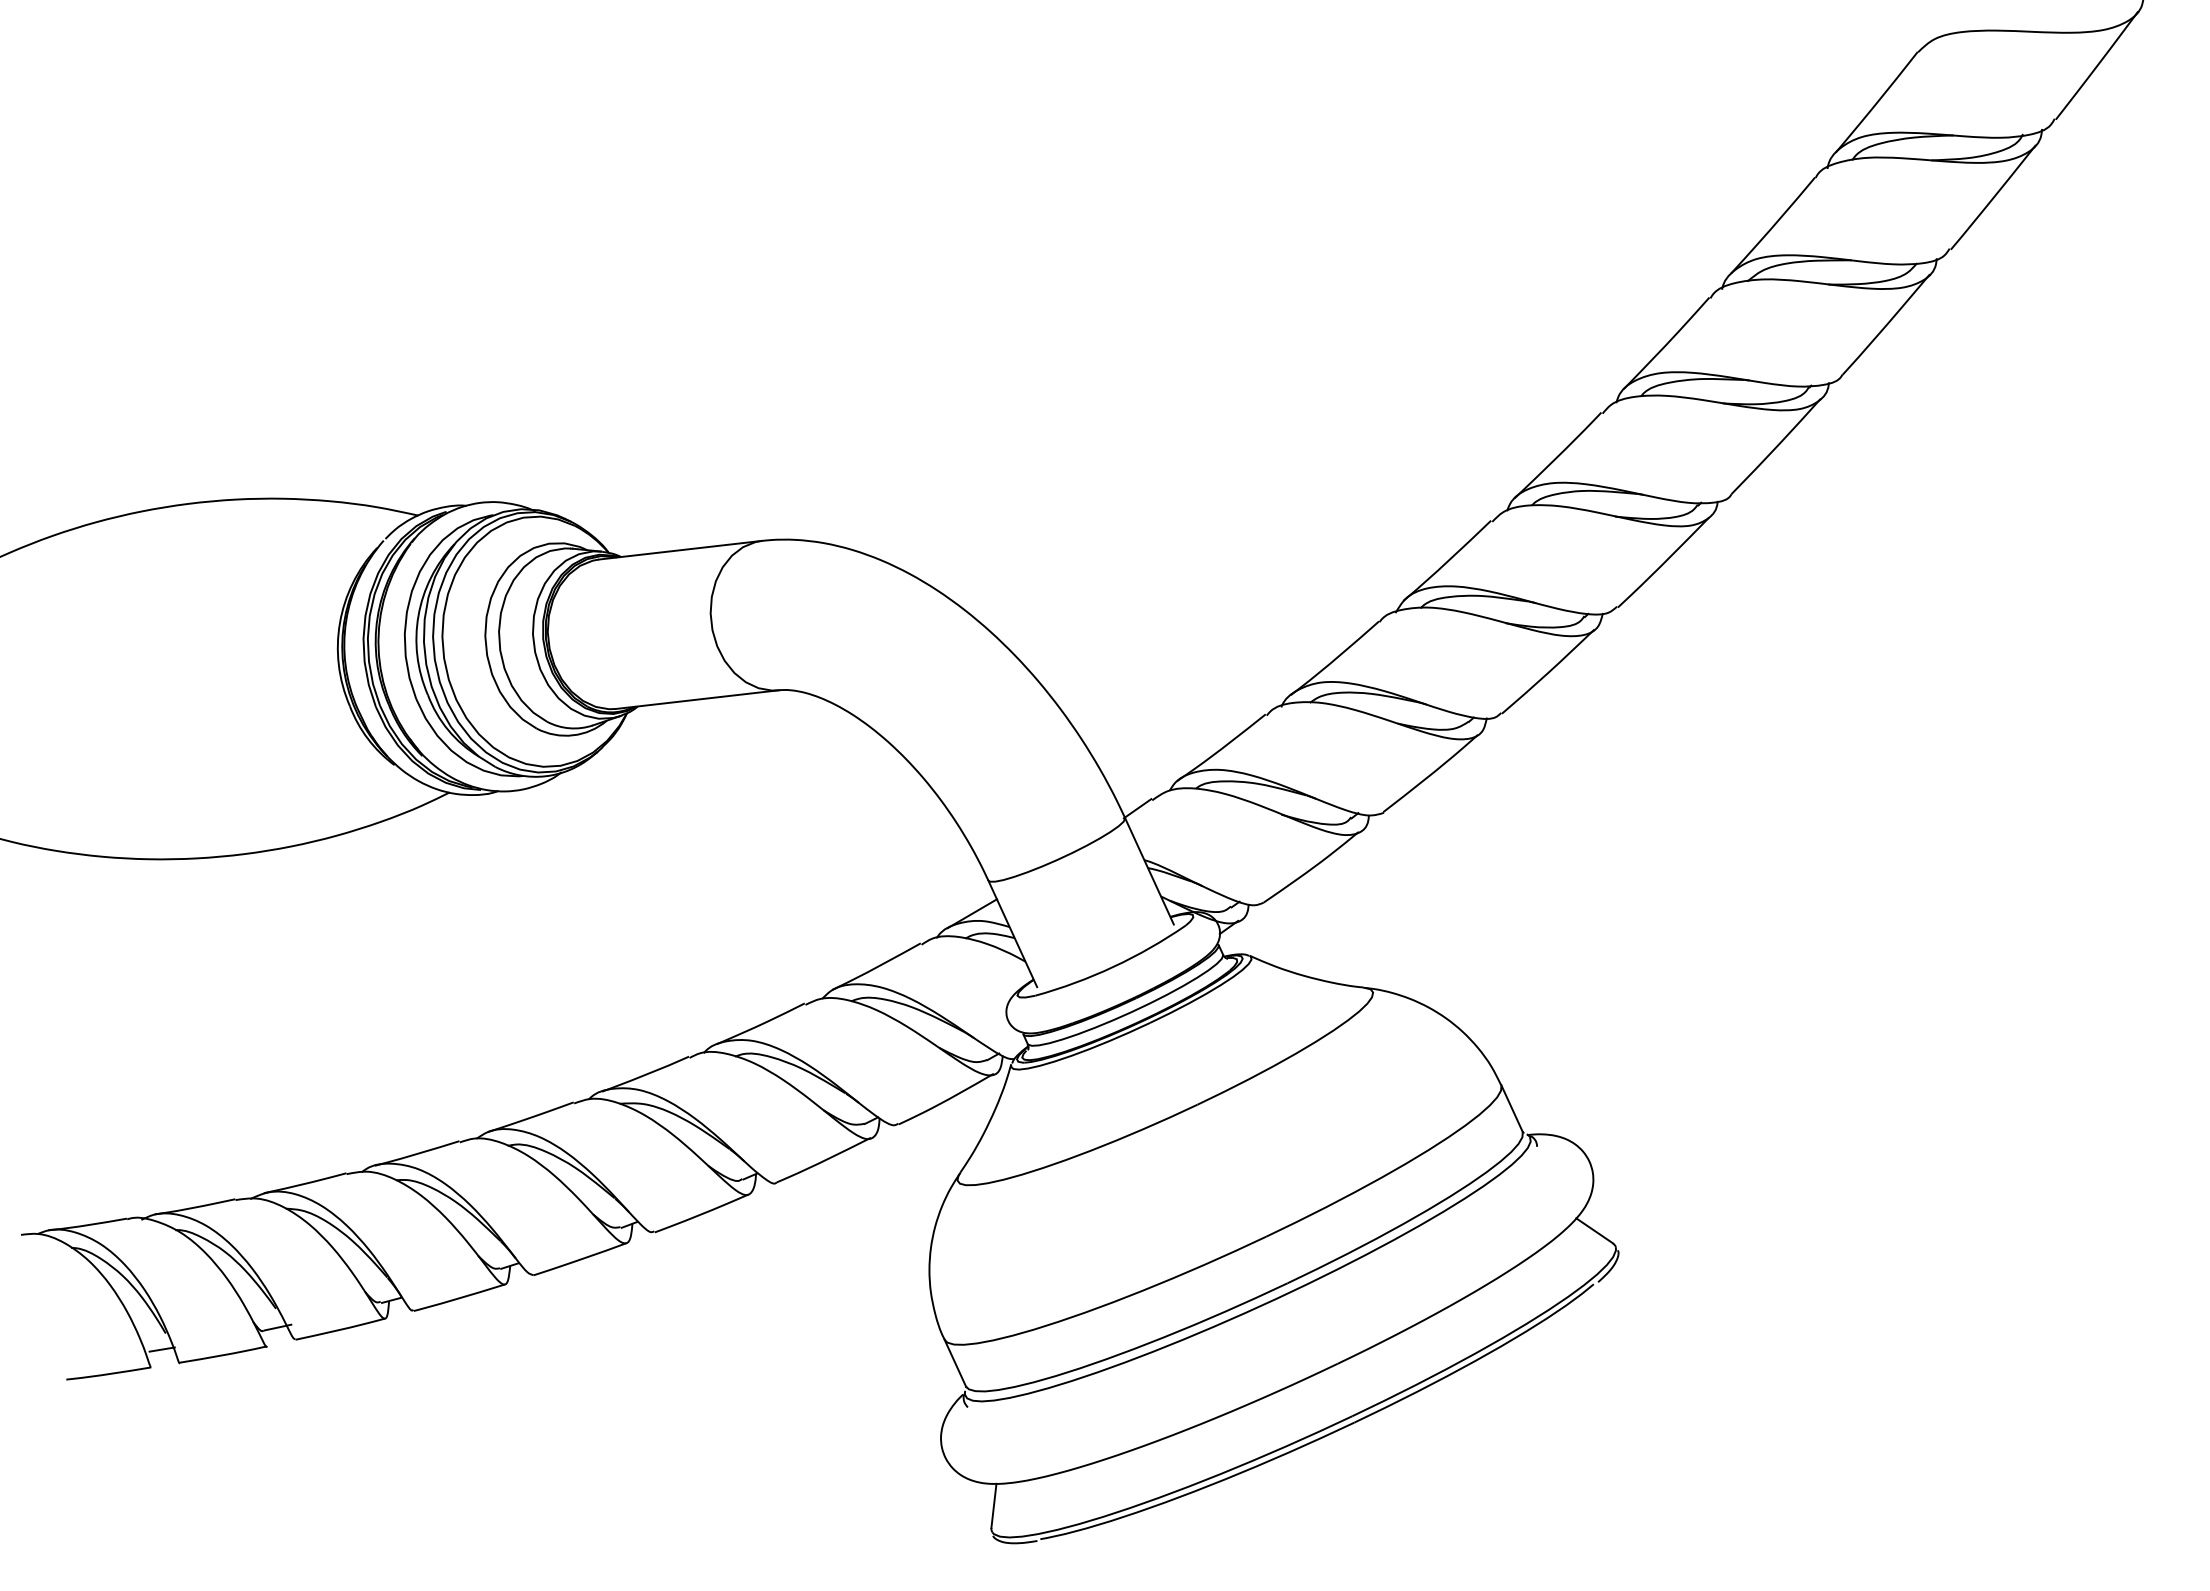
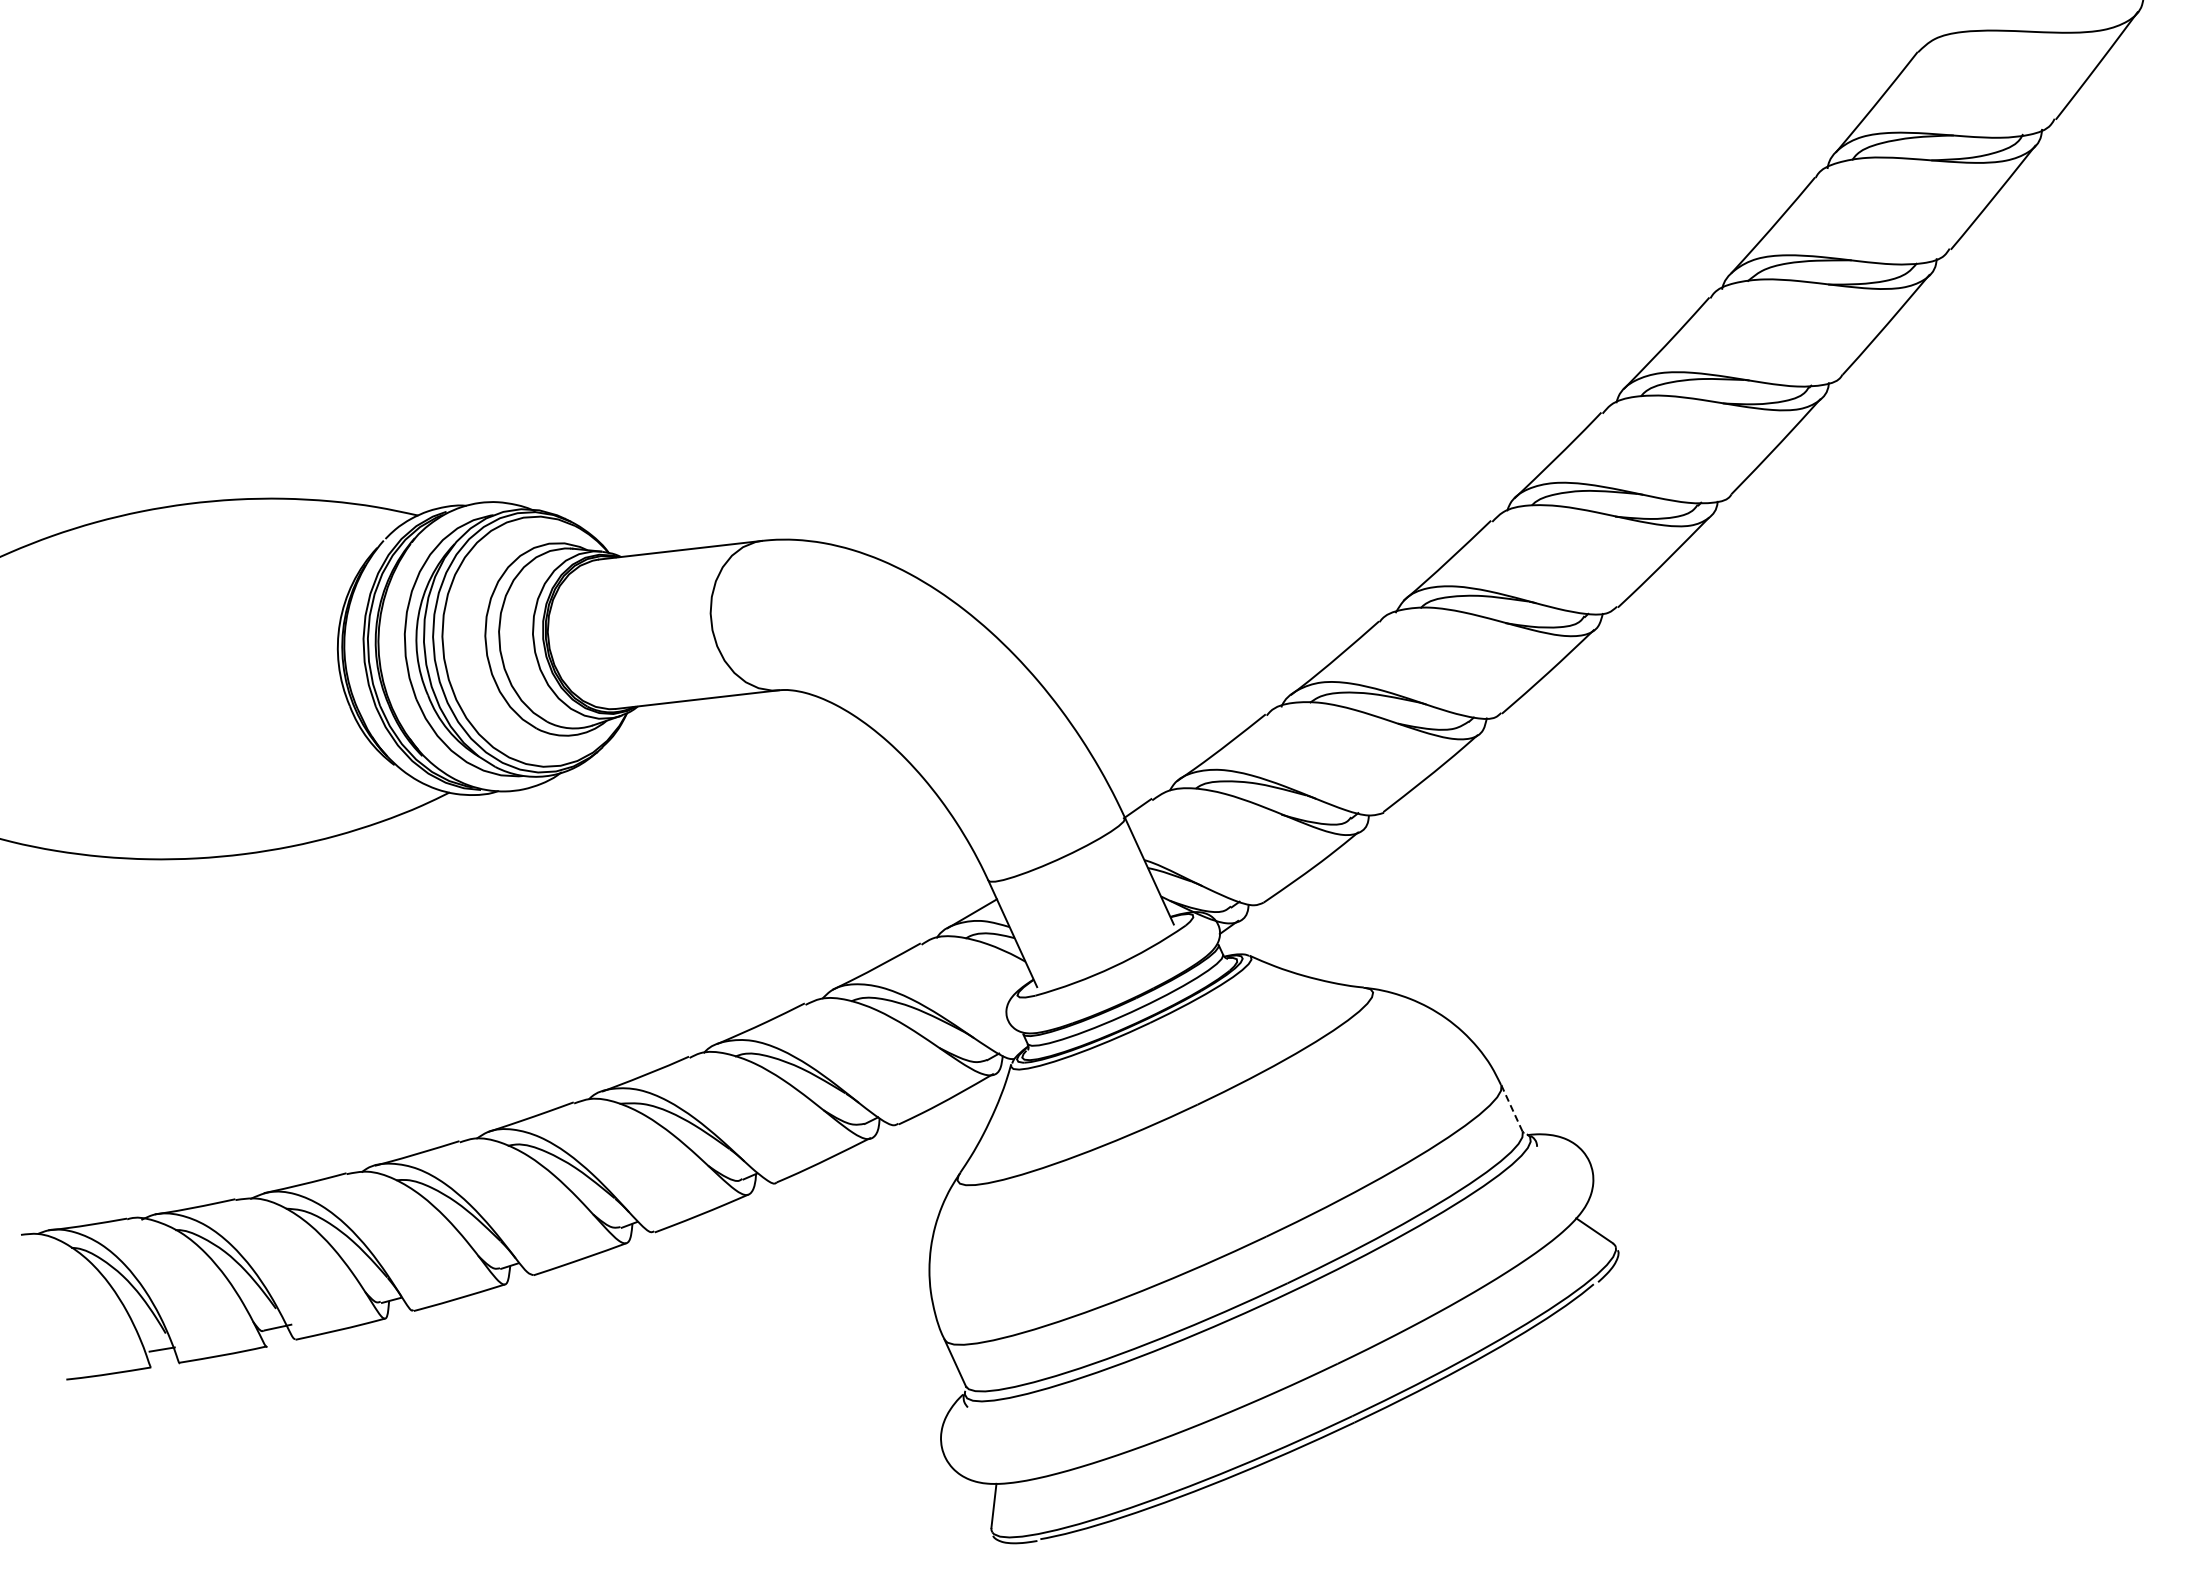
line: solid -> dashed (1511, 1108)
